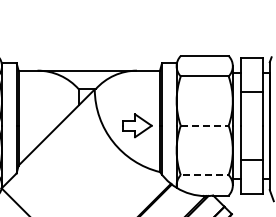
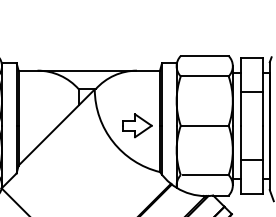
line: dashed -> solid (204, 125)
line: dashed -> solid (206, 175)
